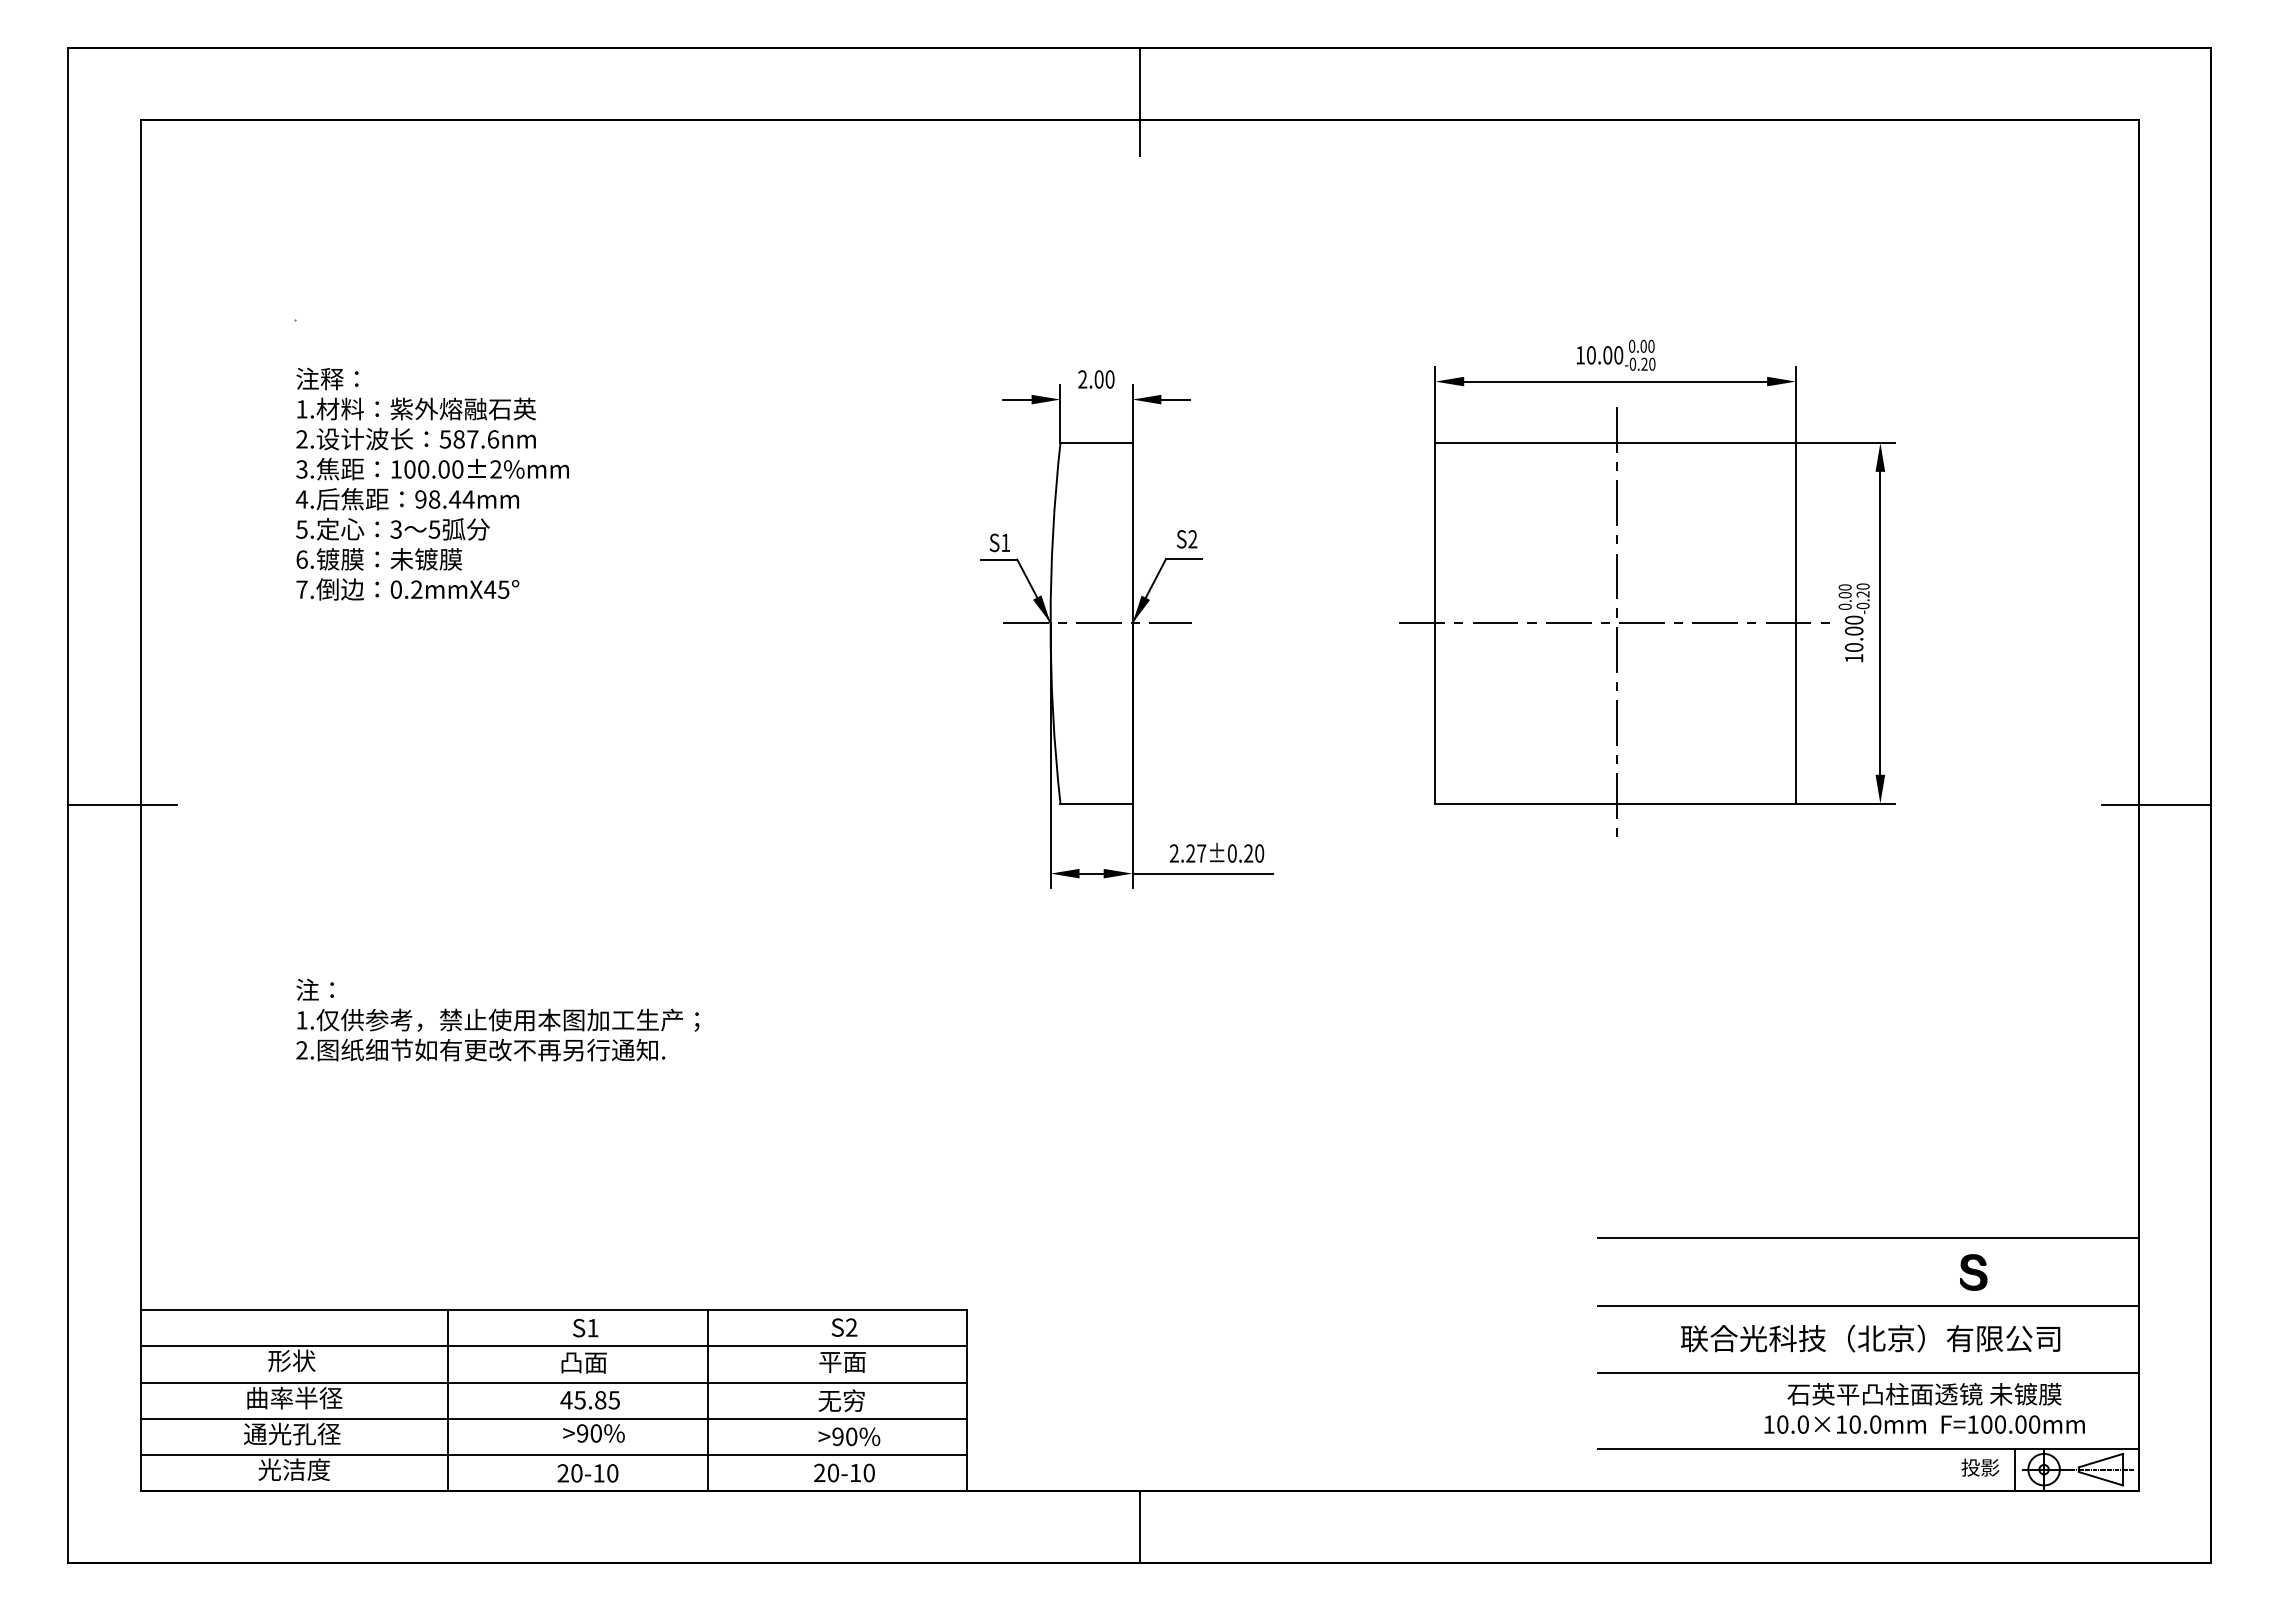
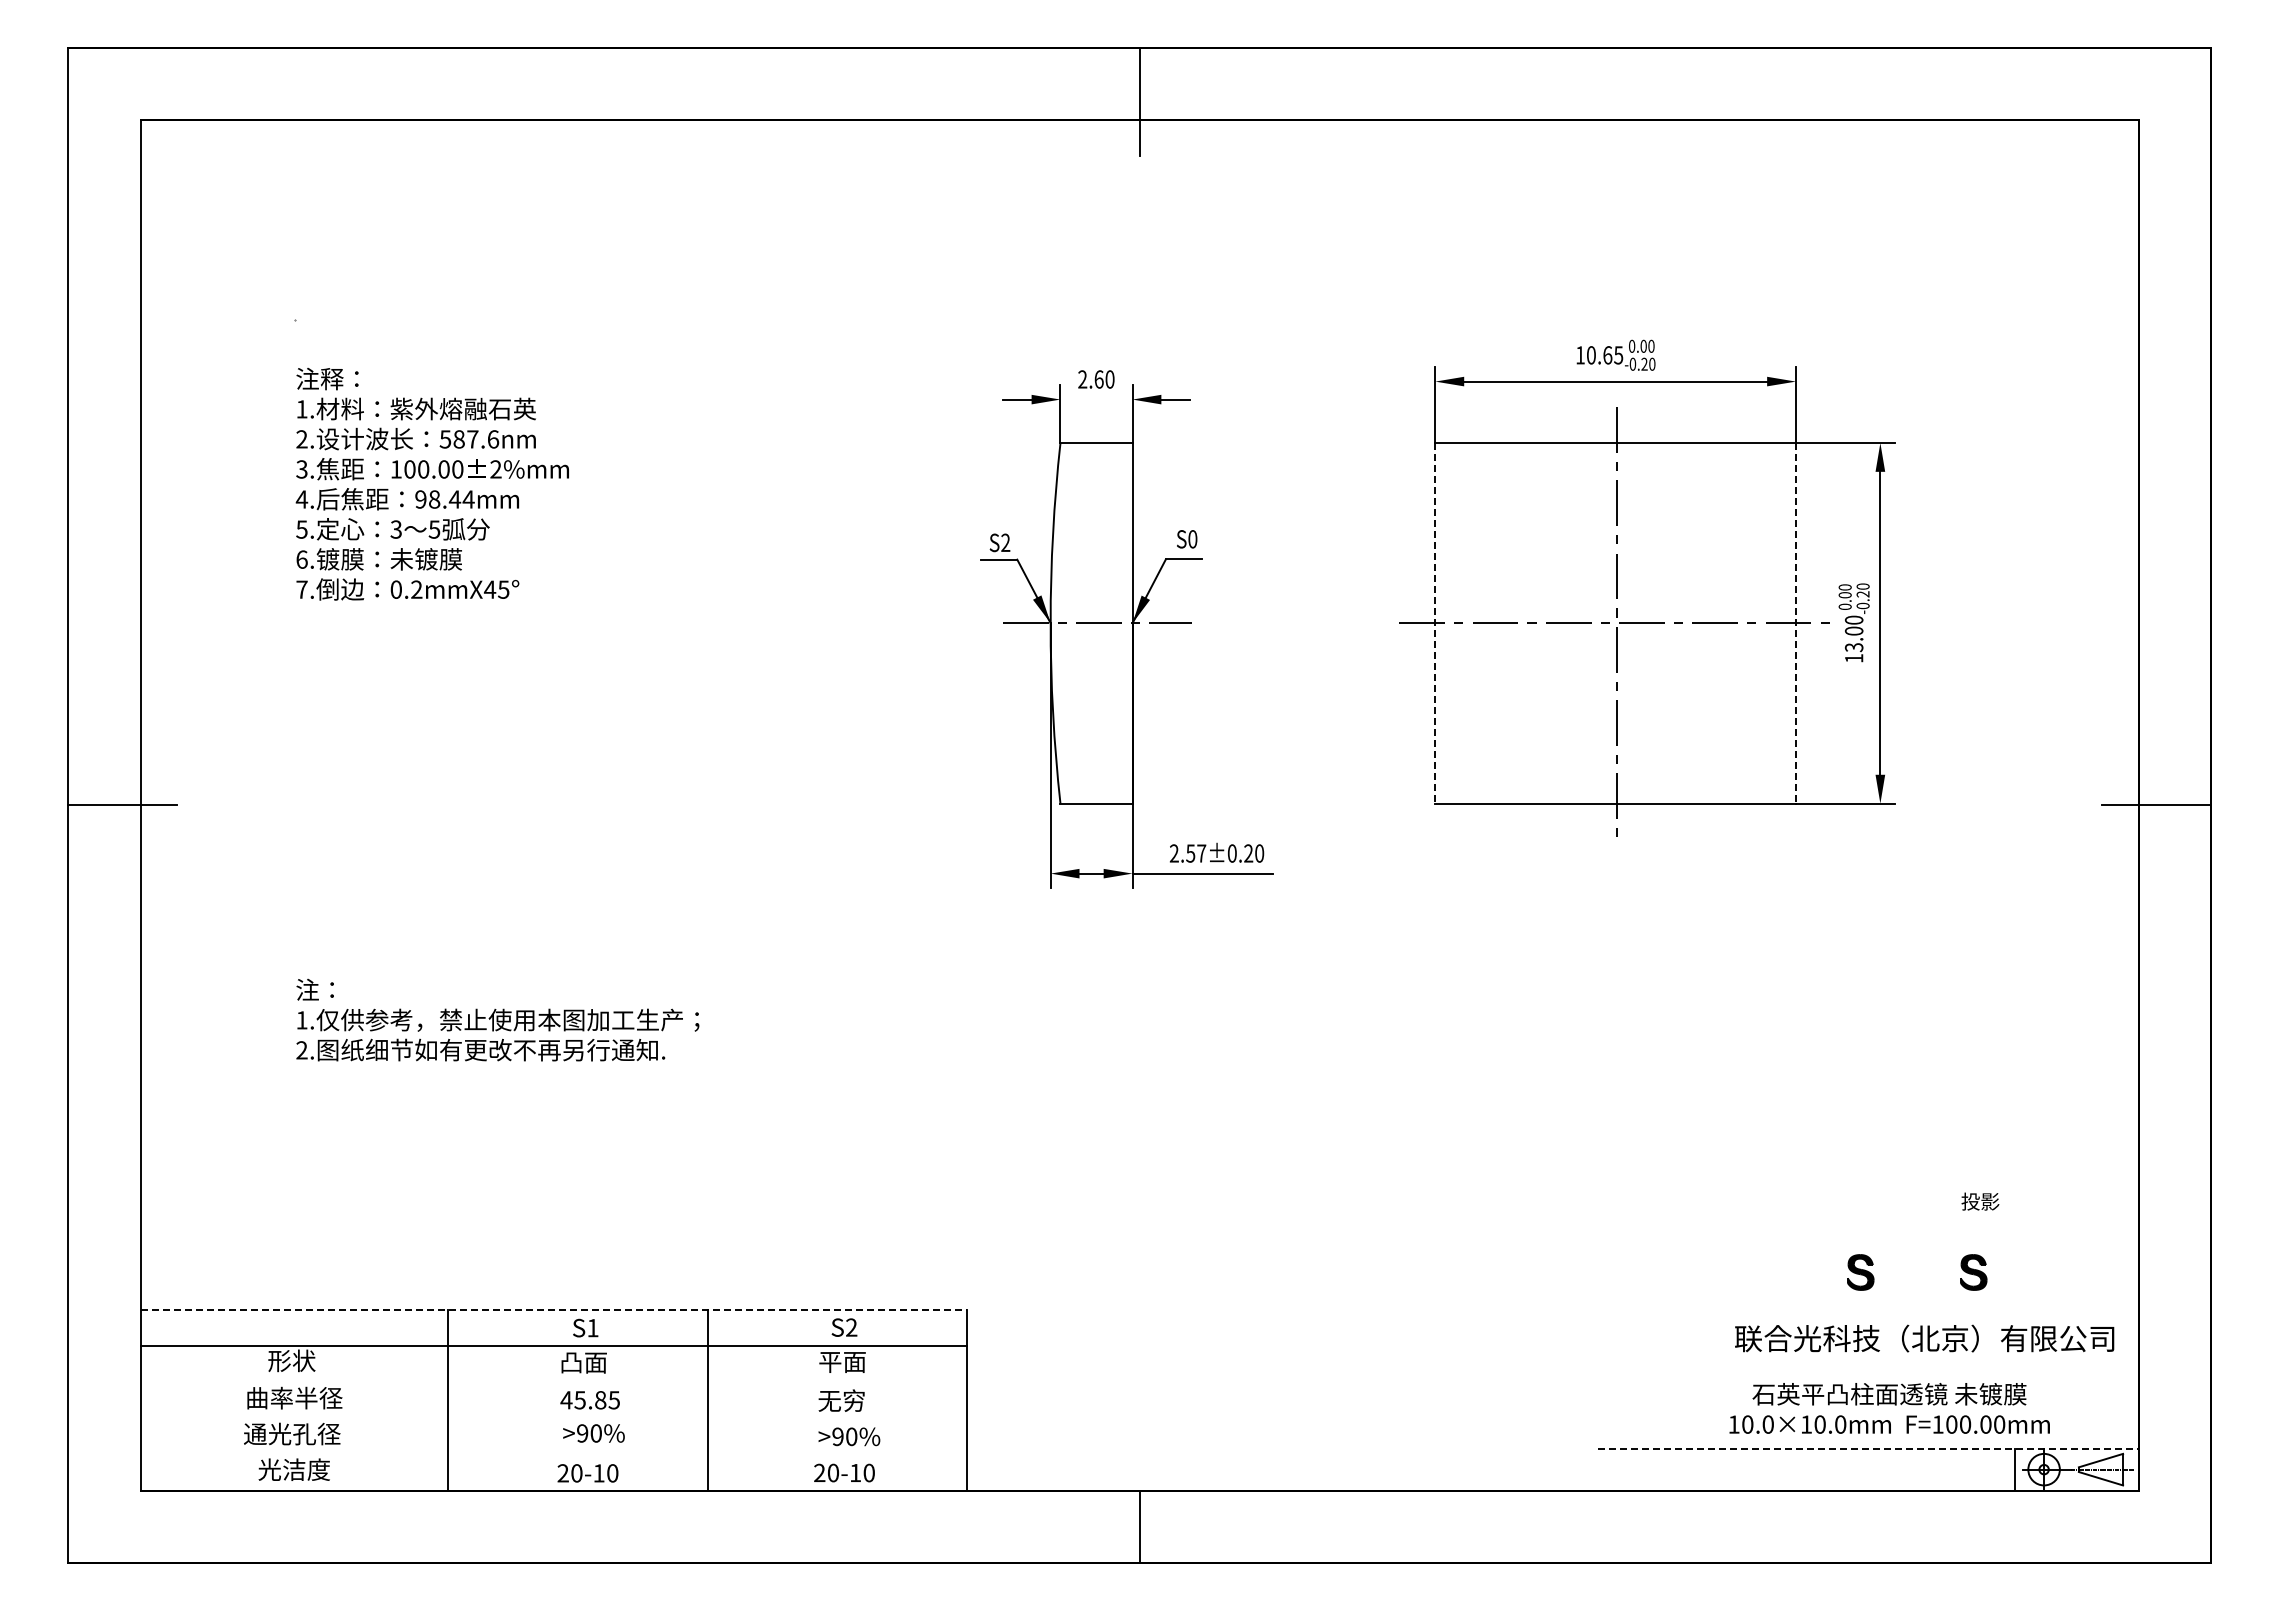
text: 10.00 -> 10.65 (1613, 355)
text: 2.00 -> 2.60 (1098, 379)
text: S2 -> S0 (1192, 539)
text: S1 -> S2 (1005, 542)
line: solid -> dashed (1435, 623)
line: solid -> dashed (1795, 623)
text: 10.00 -> 13.00 (1854, 647)
text: 2.27±0.20 -> 2.57±0.20 (1190, 853)
line: present -> none (1867, 1238)
part: none -> present (1860, 1272)
line: present -> none (1867, 1305)
line: solid -> dashed (554, 1310)
text position: (1870, 1338) -> (1924, 1338) (1924, 1338)
line: present -> none (1867, 1372)
line: present -> none (553, 1382)
text position: (1924, 1408) -> (1889, 1408) (1889, 1408)
line: present -> none (553, 1418)
line: solid -> dashed (1868, 1448)
line: present -> none (553, 1454)
text position: (1980, 1467) -> (1980, 1201) (1980, 1201)
